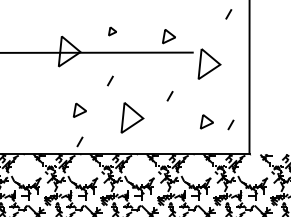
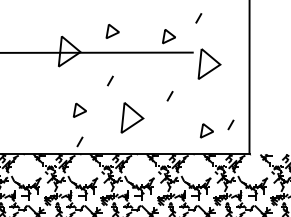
line position: (228, 14) -> (198, 18) (198, 18)
part size: 9x11 px -> 15x15 px (112, 31)
part position: (206, 121) -> (206, 130) (206, 130)
